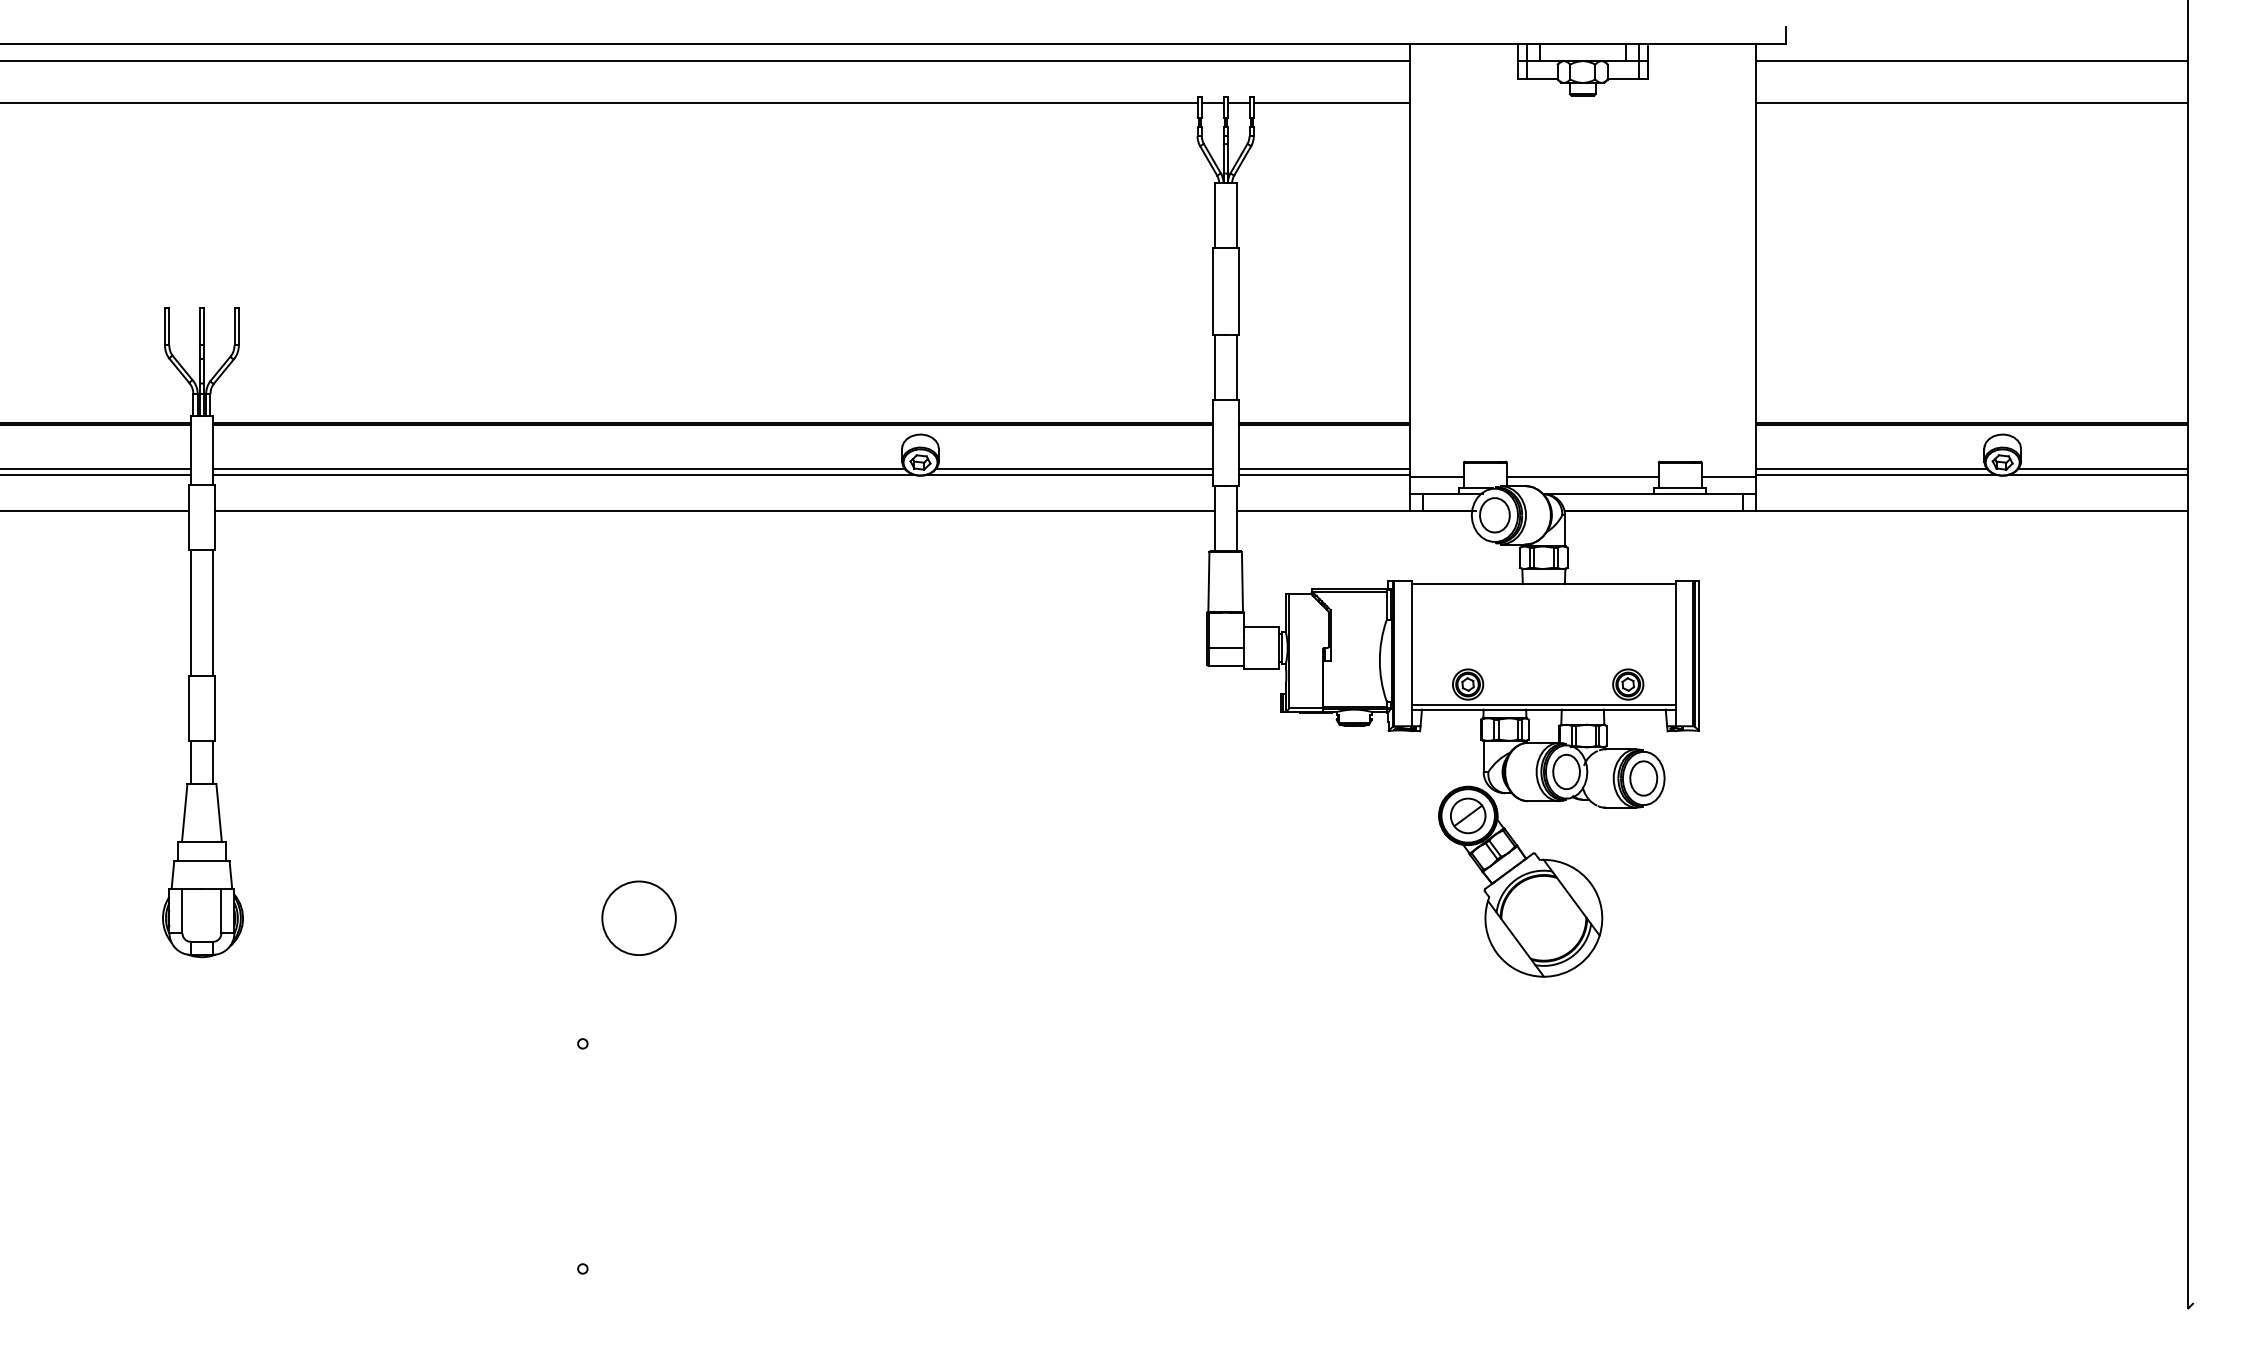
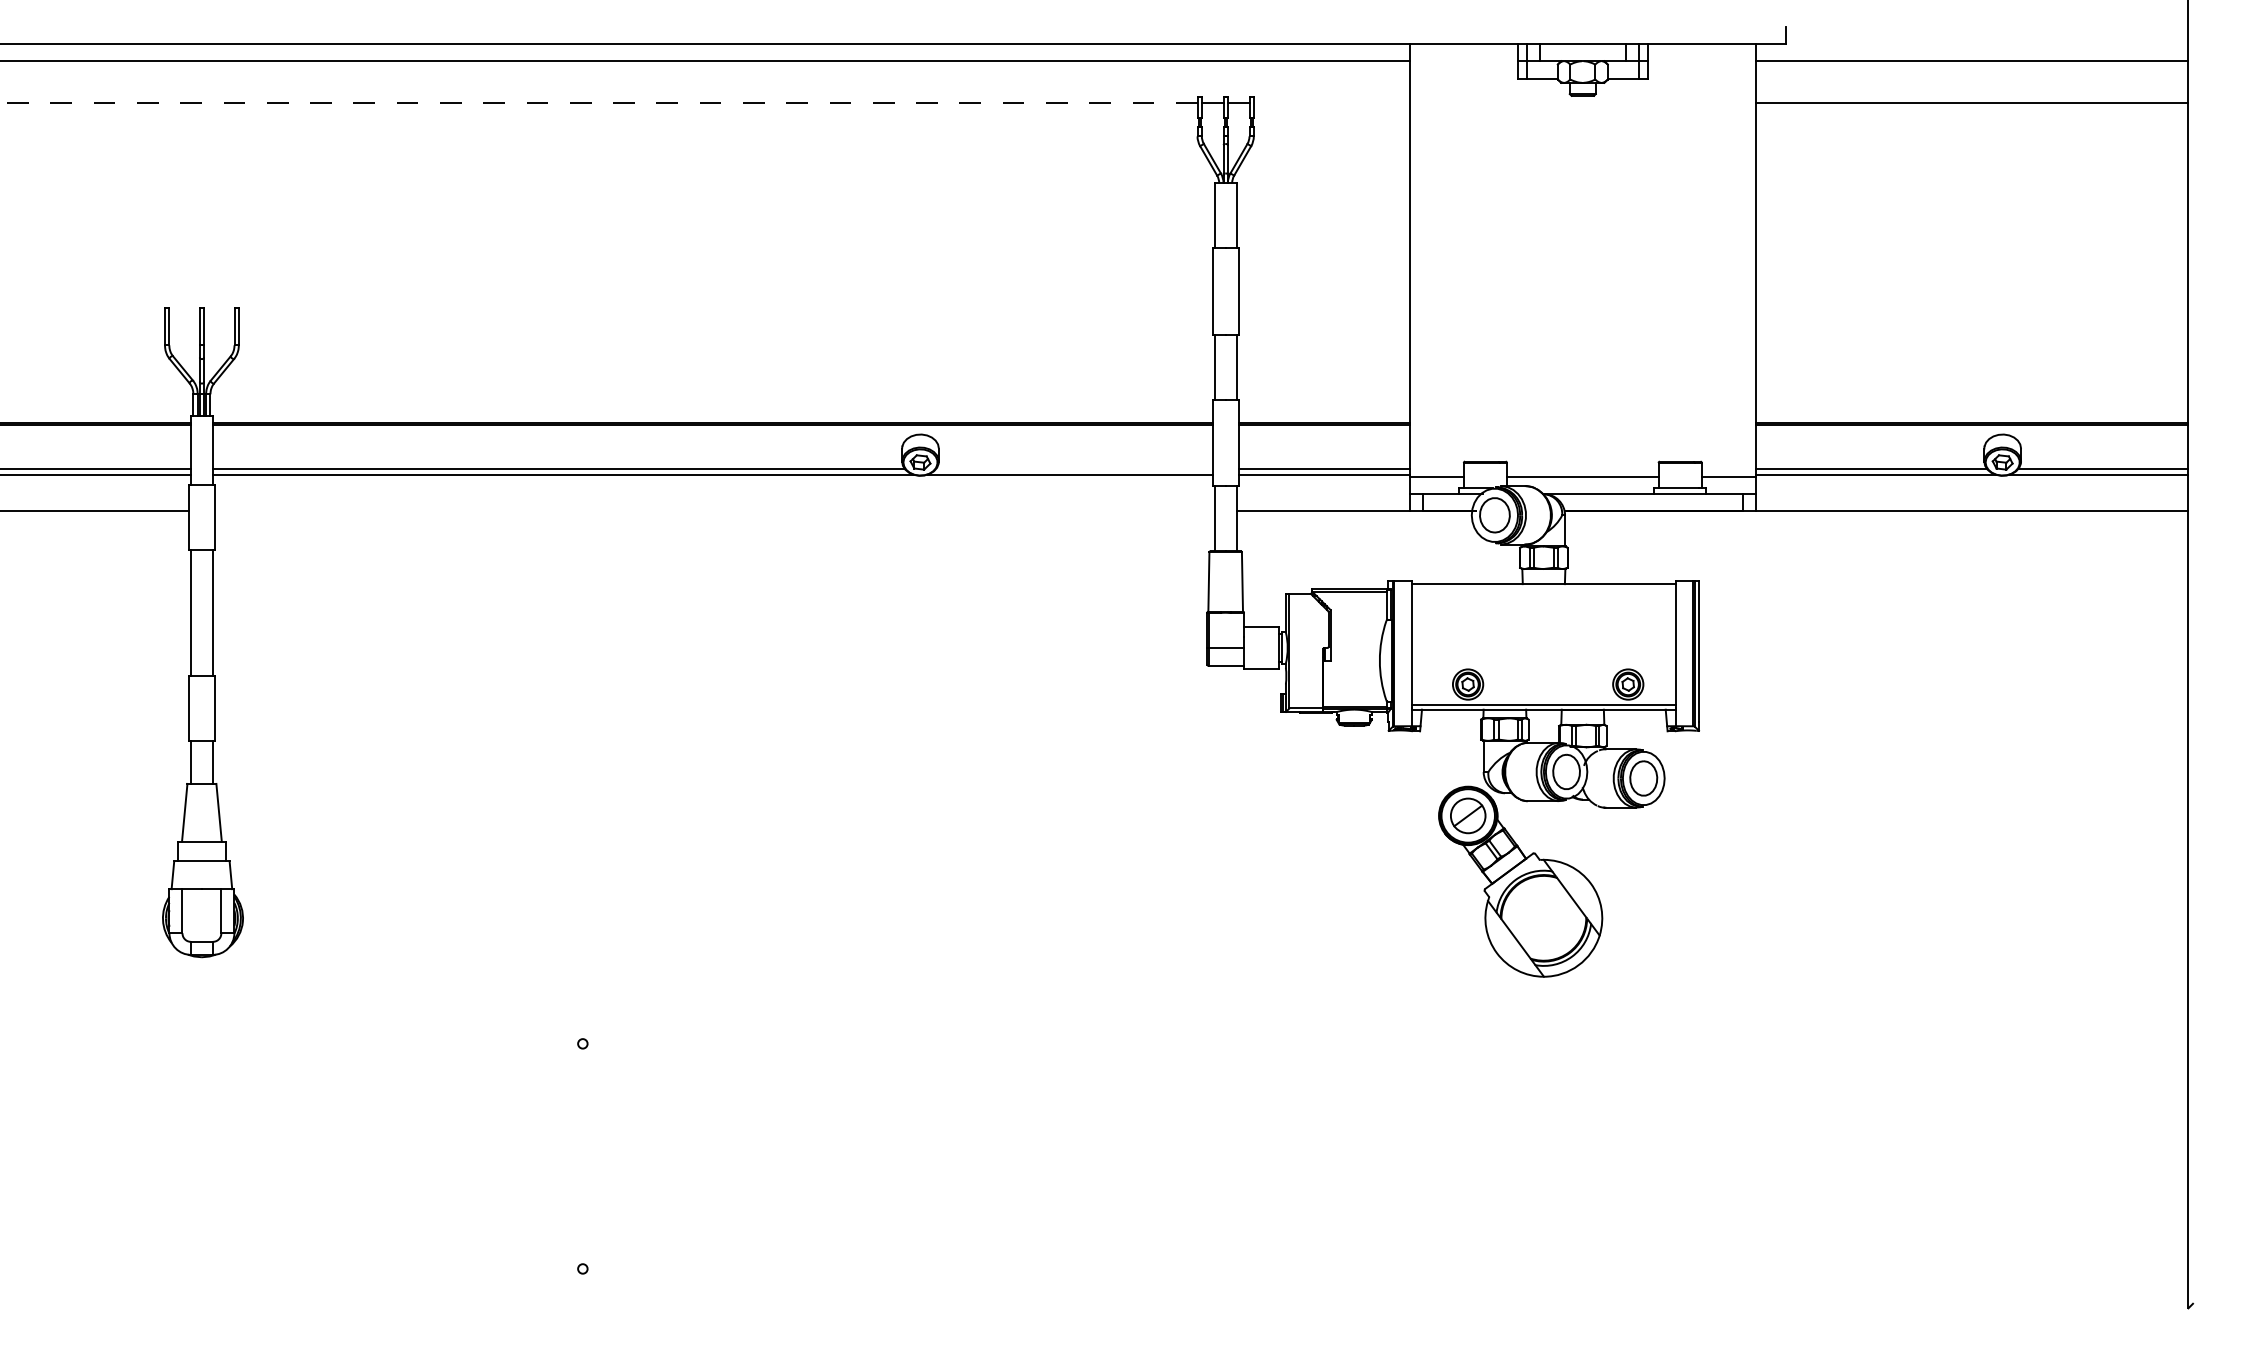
line: solid -> dashed (598, 102)
line: present -> none (1331, 102)
line: present -> none (1074, 468)
line: present -> none (714, 511)
circle: present -> none (638, 917)
